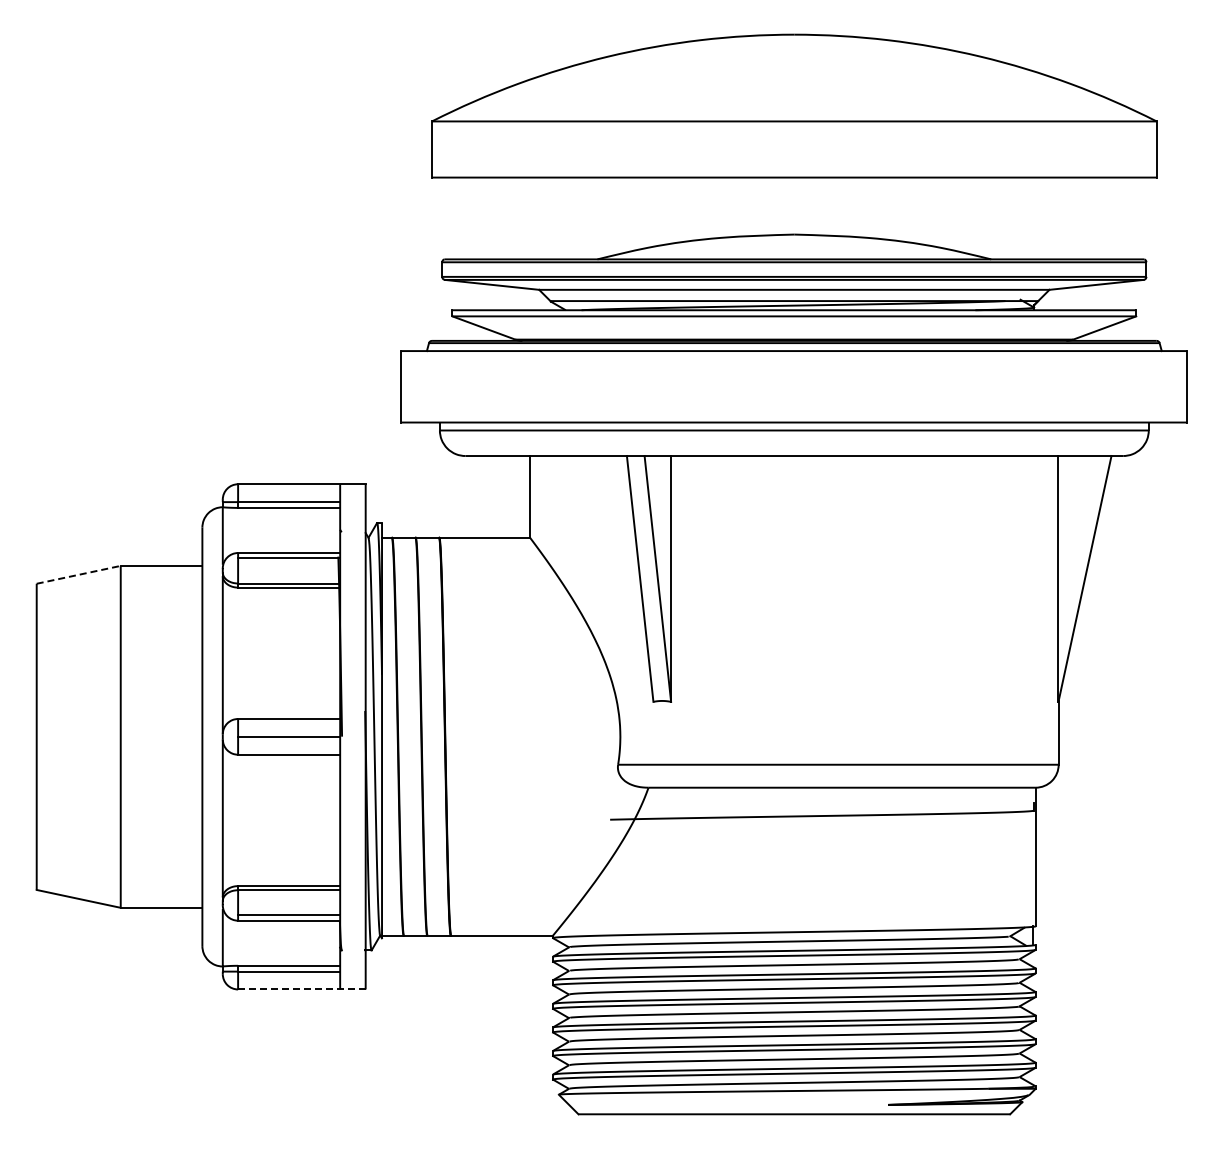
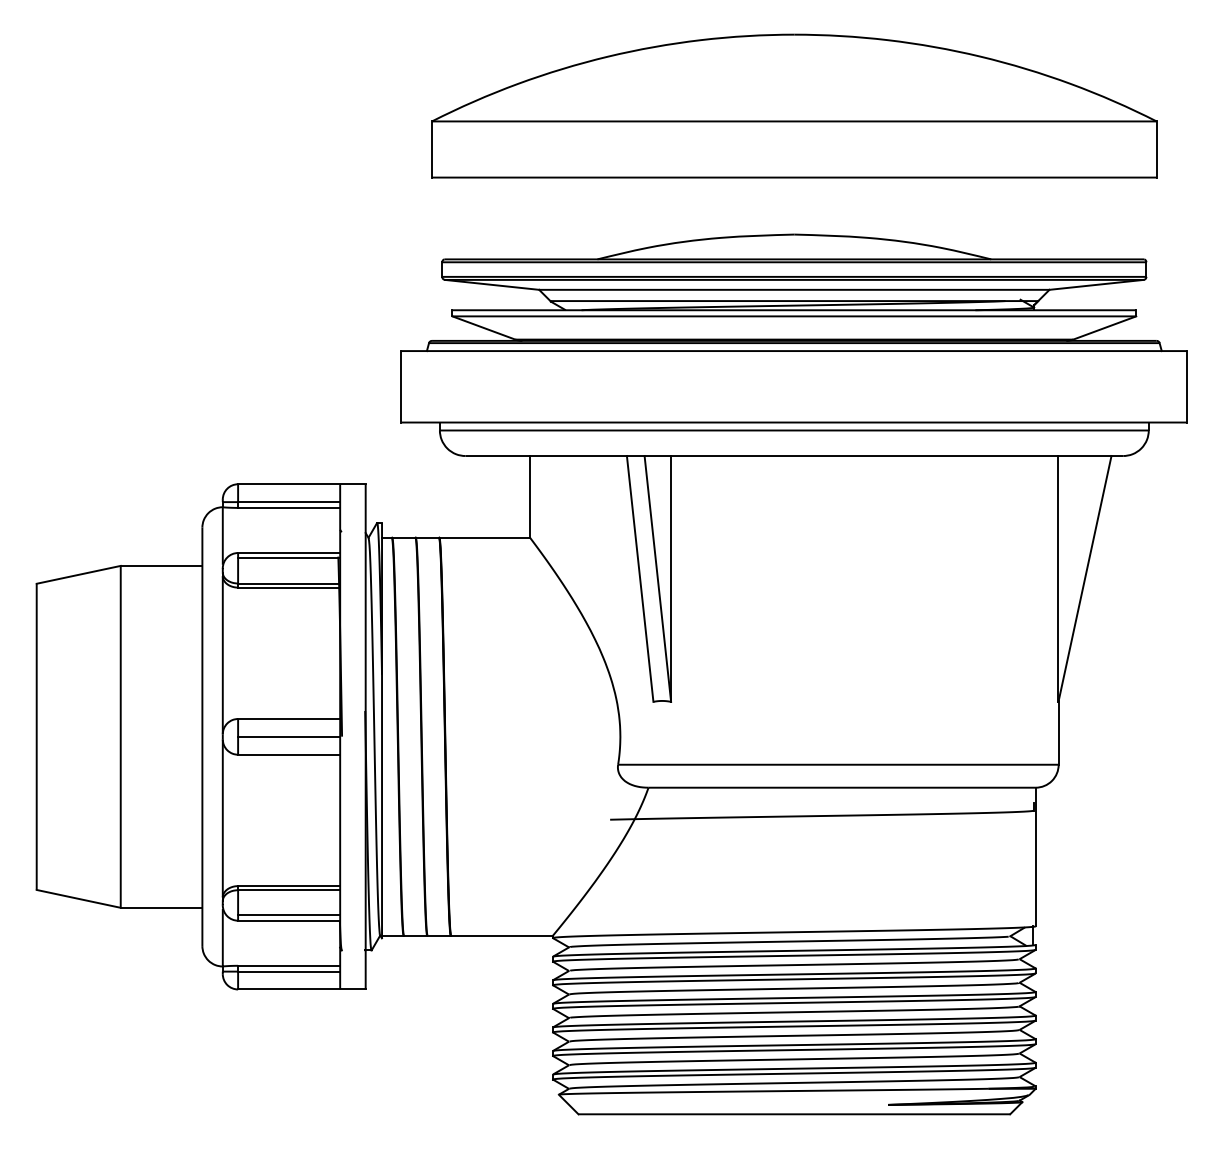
line: dashed -> solid (78, 574)
line: dashed -> solid (301, 989)
